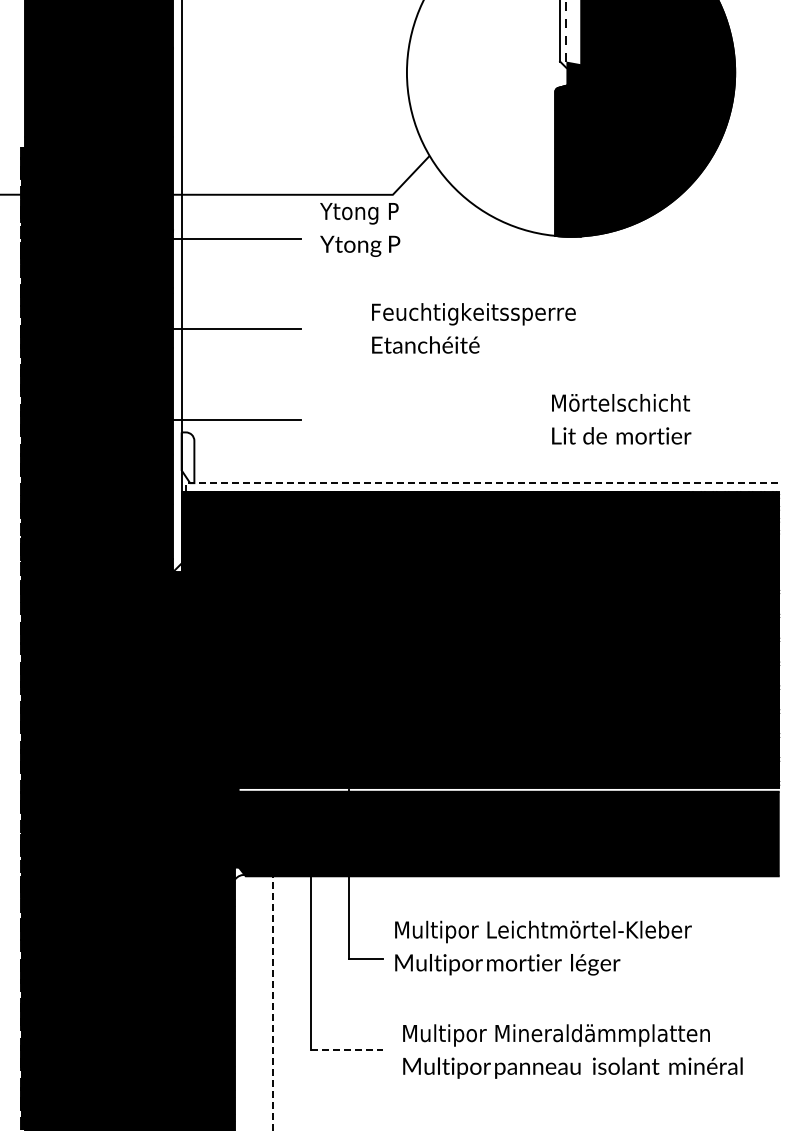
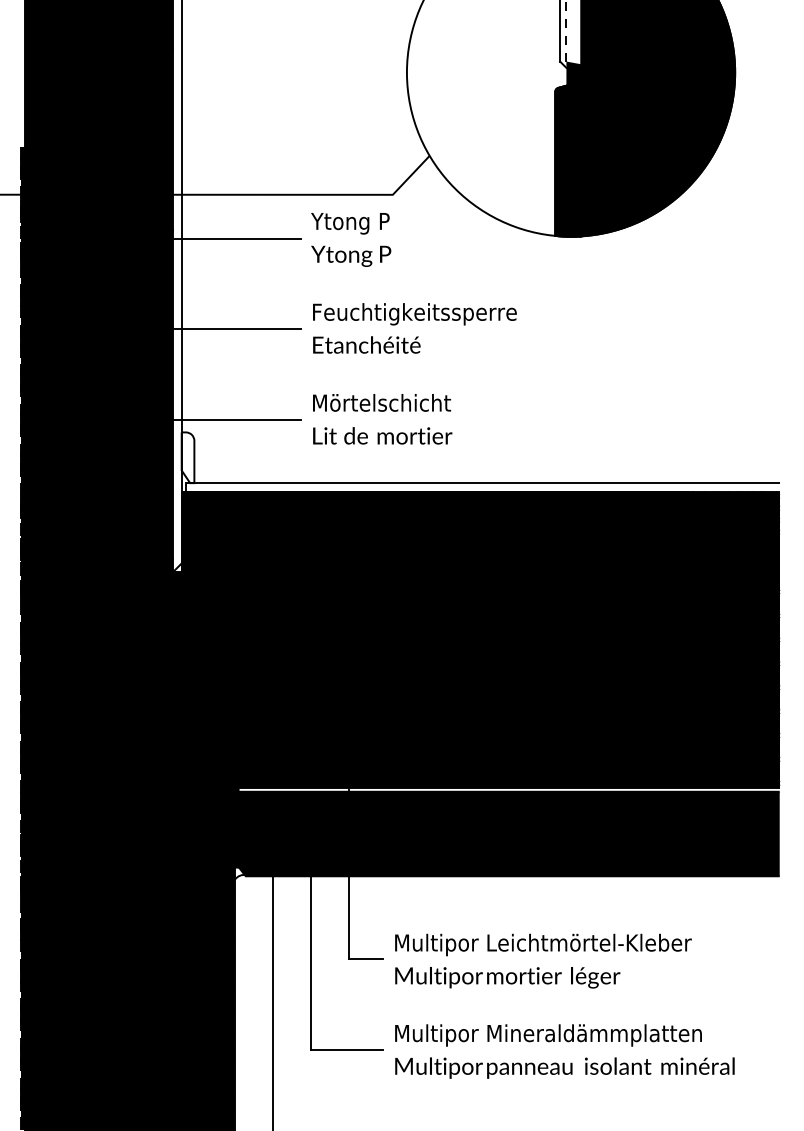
text position: (360, 229) -> (351, 239) (351, 239)
text position: (473, 328) -> (414, 328) (414, 328)
text position: (621, 419) -> (382, 419) (382, 419)
line: dashed -> solid (477, 483)
text position: (543, 947) -> (543, 960) (543, 960)
line: dashed -> solid (273, 984)
line: dashed -> solid (346, 1049)
text position: (572, 1051) -> (564, 1051) (564, 1051)
